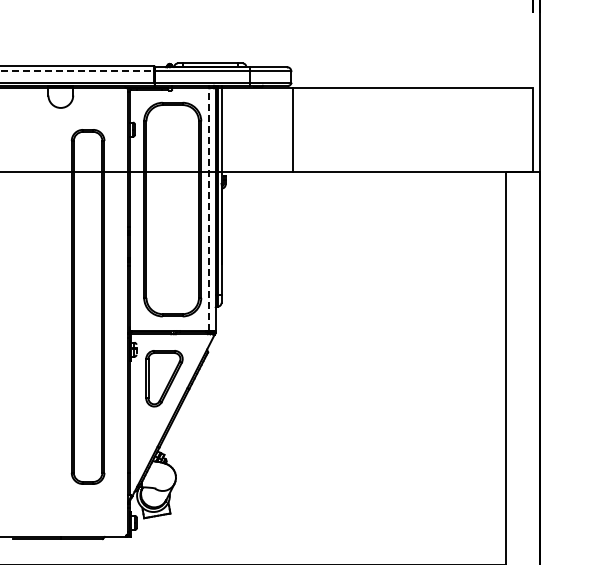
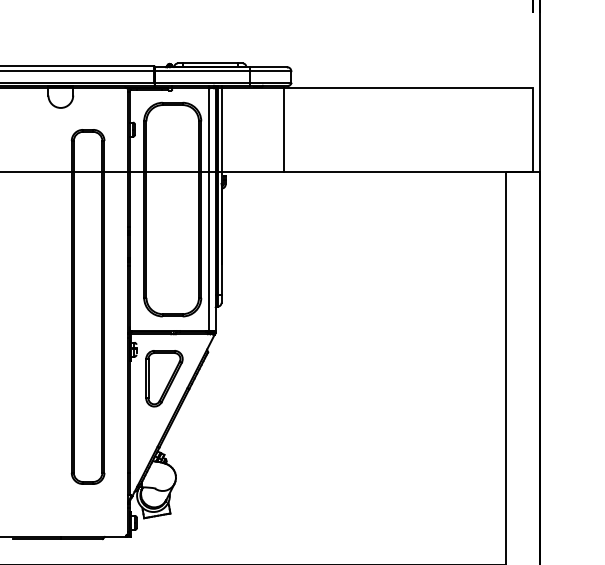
line: dashed -> solid (77, 70)
line position: (292, 129) -> (283, 129) (283, 129)
line: dashed -> solid (209, 209)
